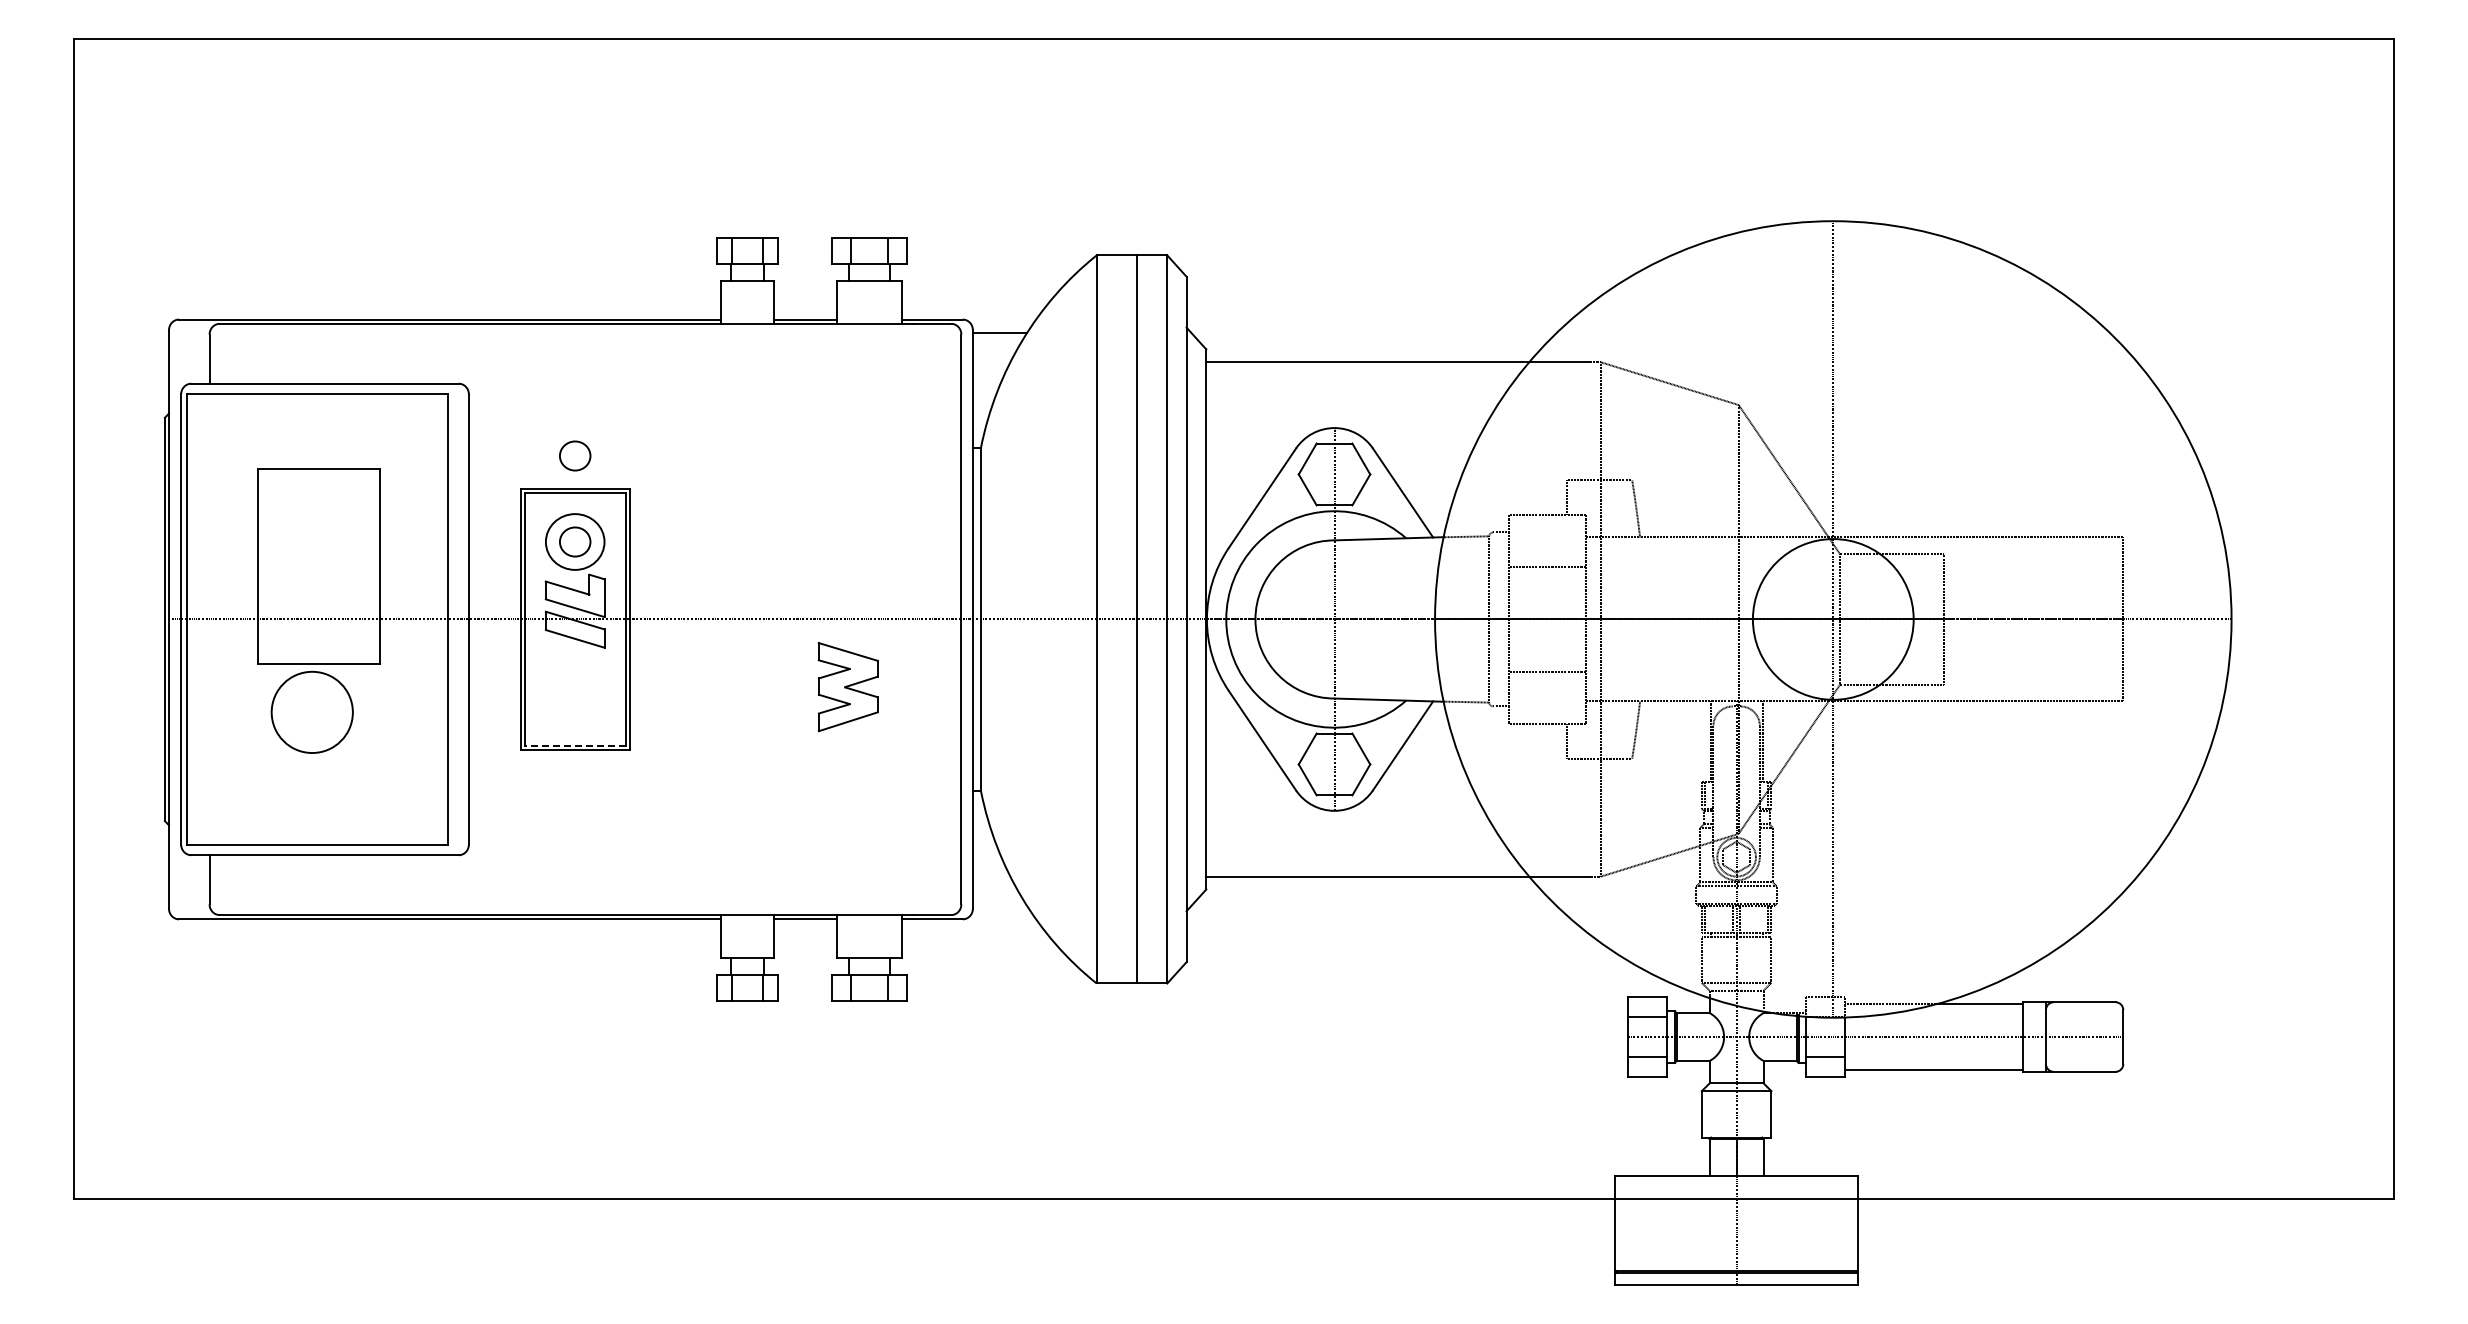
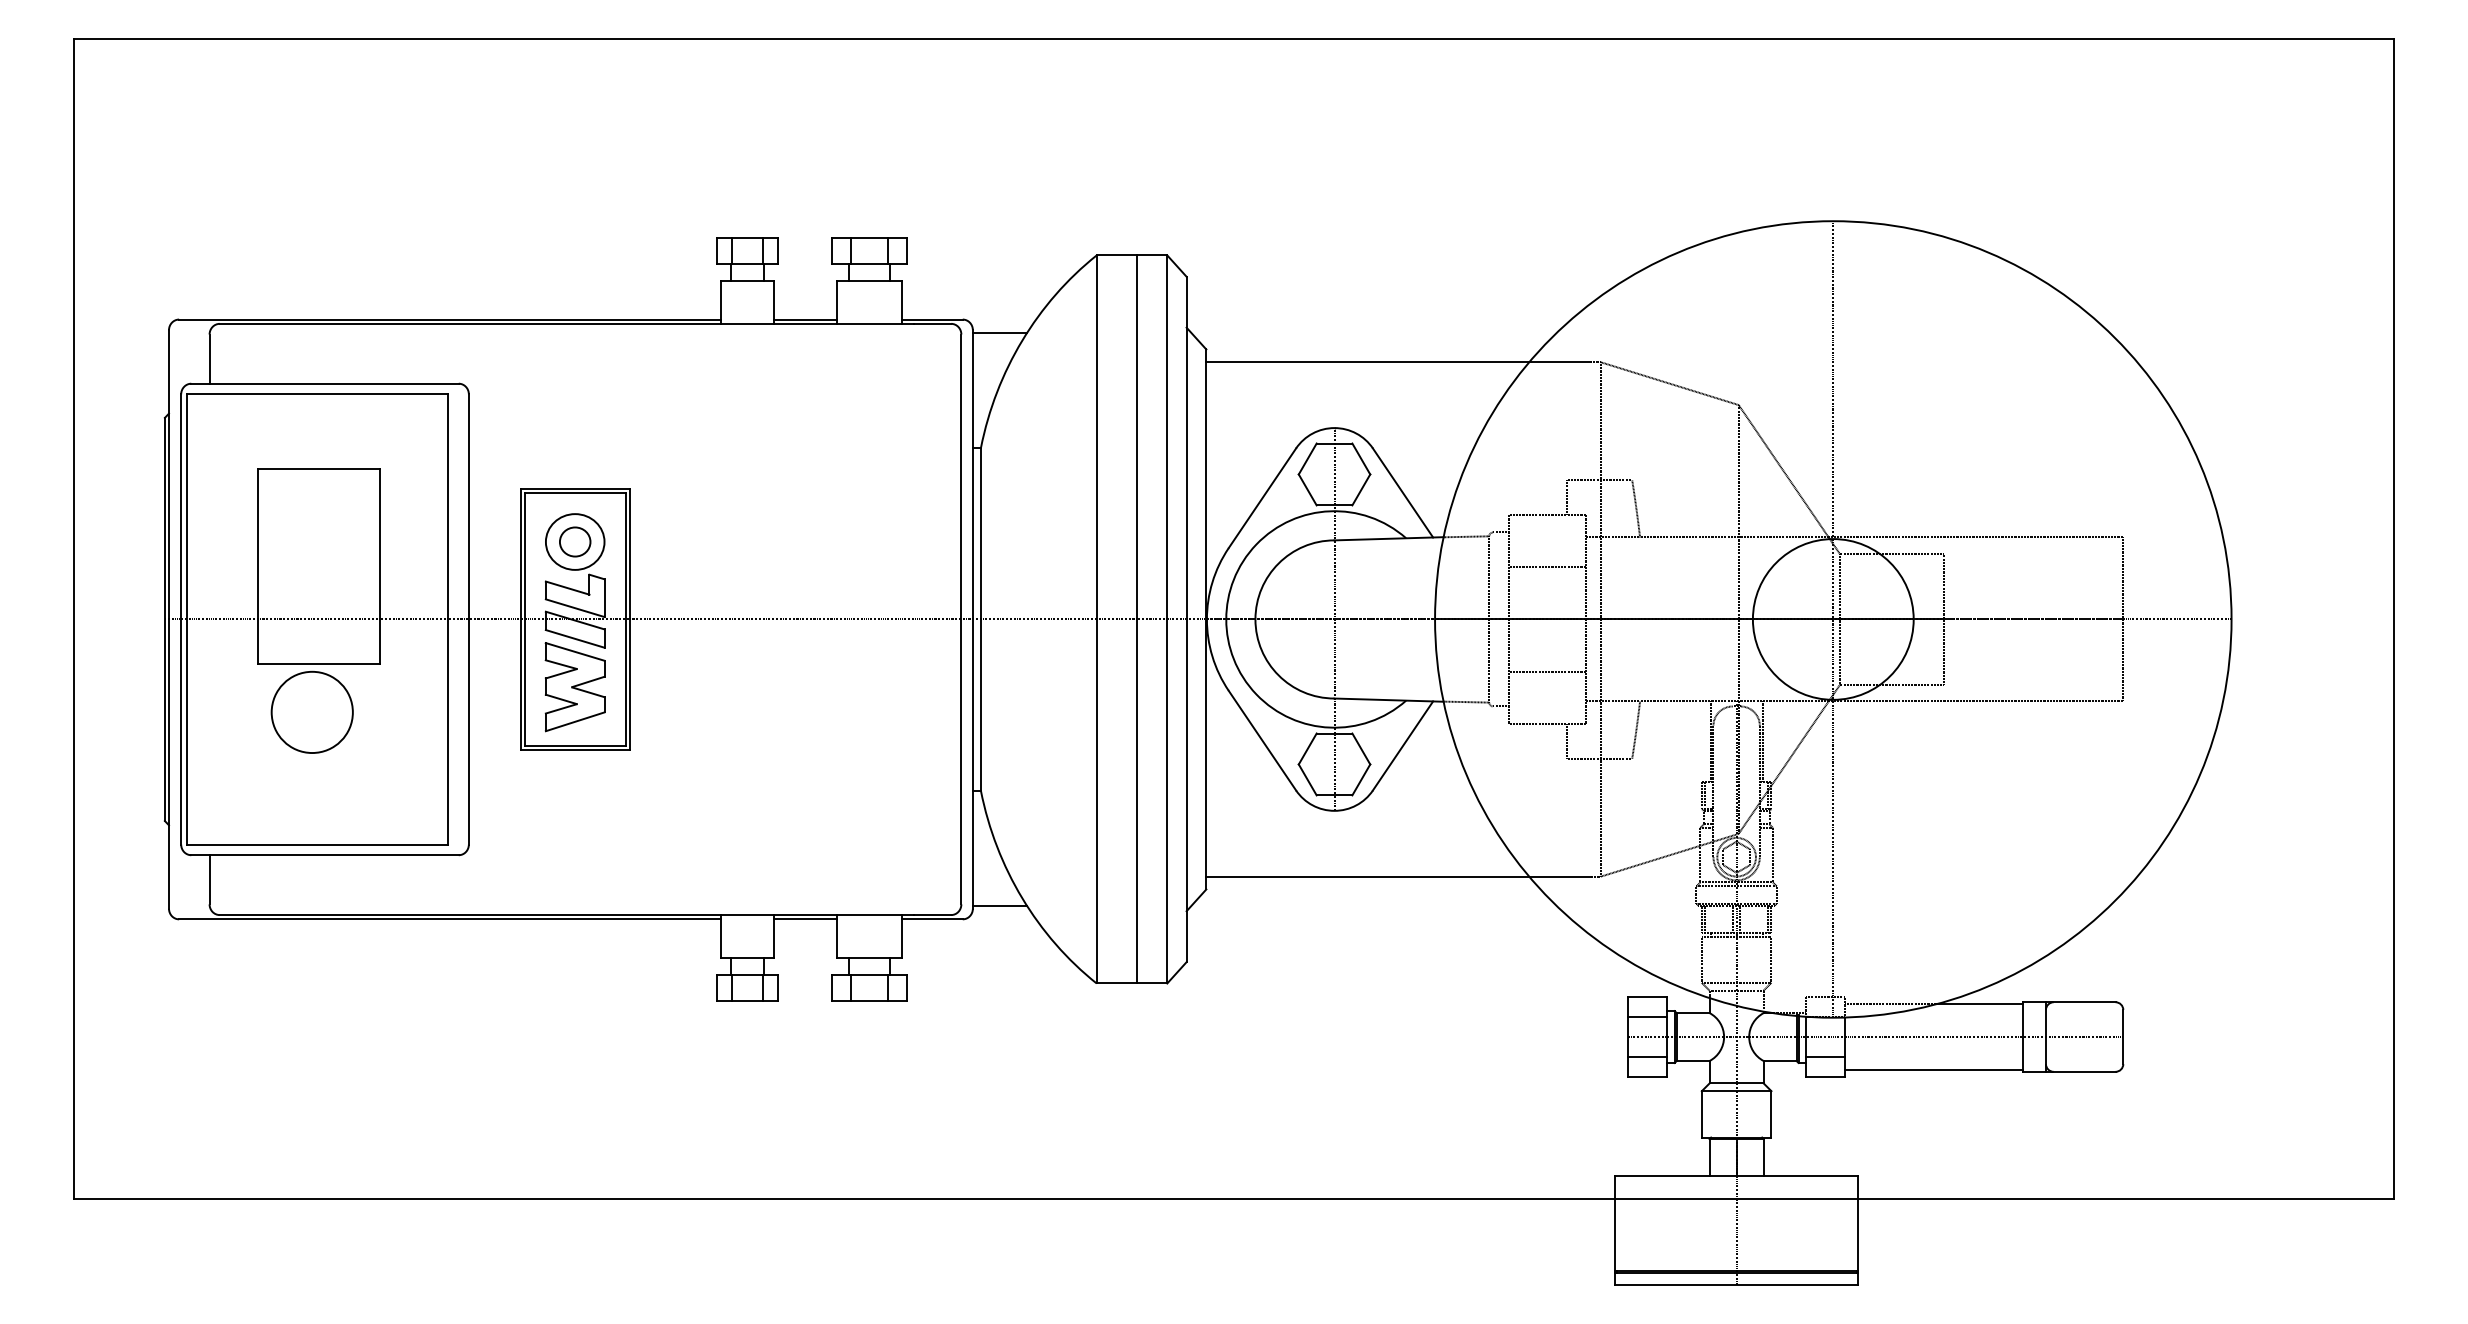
part: present -> none (575, 455)
part position: (847, 687) -> (574, 687) (574, 687)
line: dashed -> solid (575, 745)
line: none -> present (999, 905)
